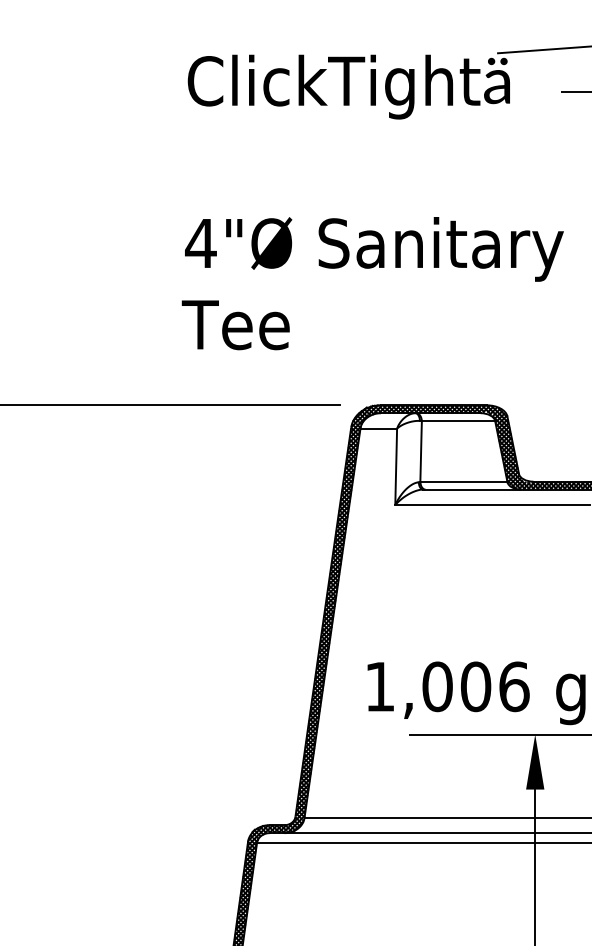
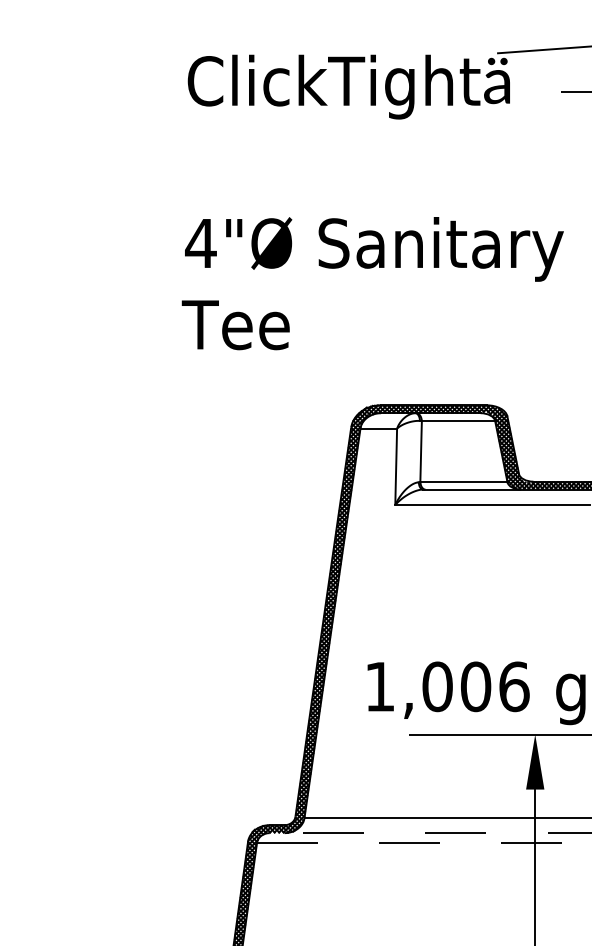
line: present -> none (171, 405)
line: solid -> dashed (430, 833)
line: solid -> dashed (424, 842)
